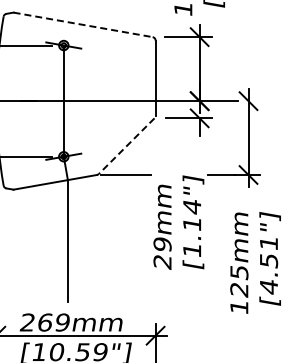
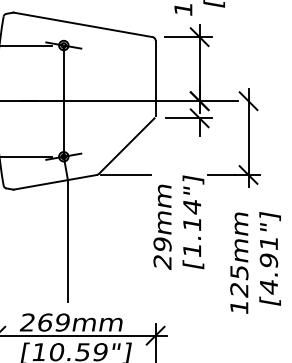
line: dashed -> solid (83, 24)
line: dashed -> solid (126, 146)
text: [4.51"] -> [4.91"] (268, 260)
